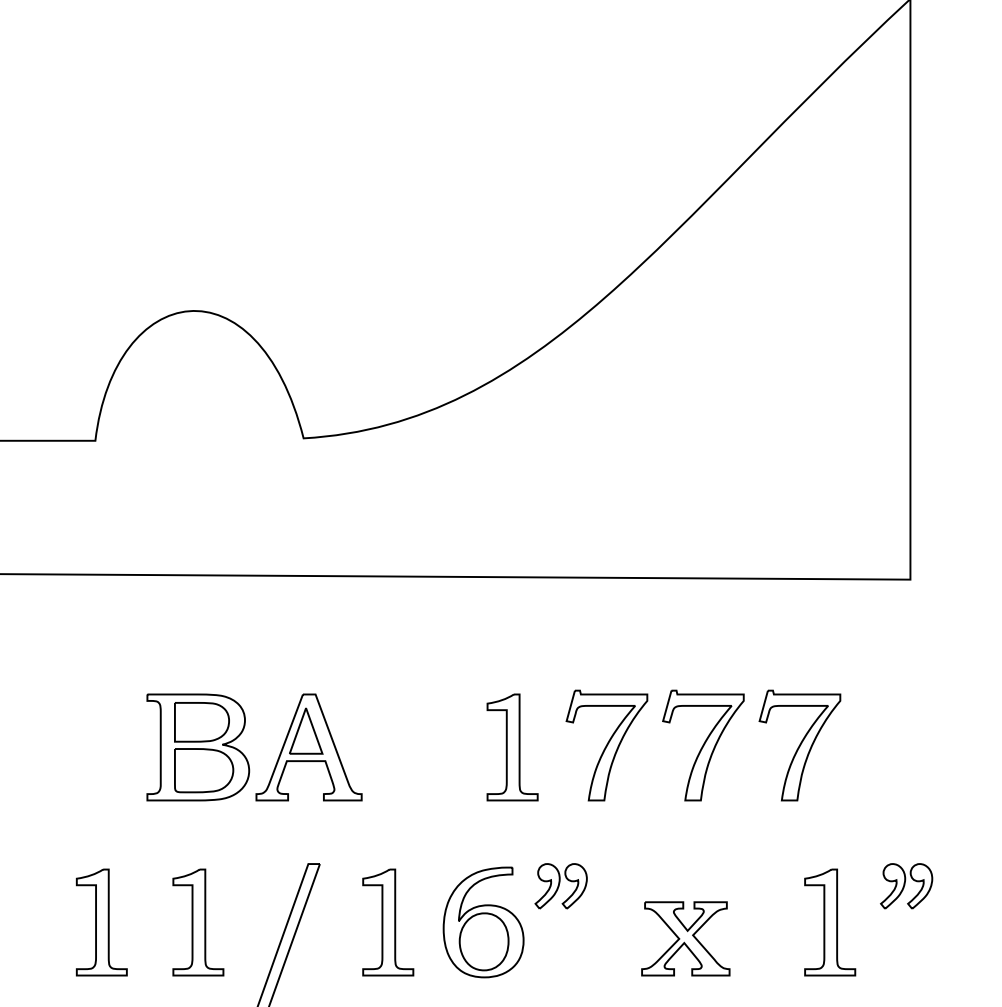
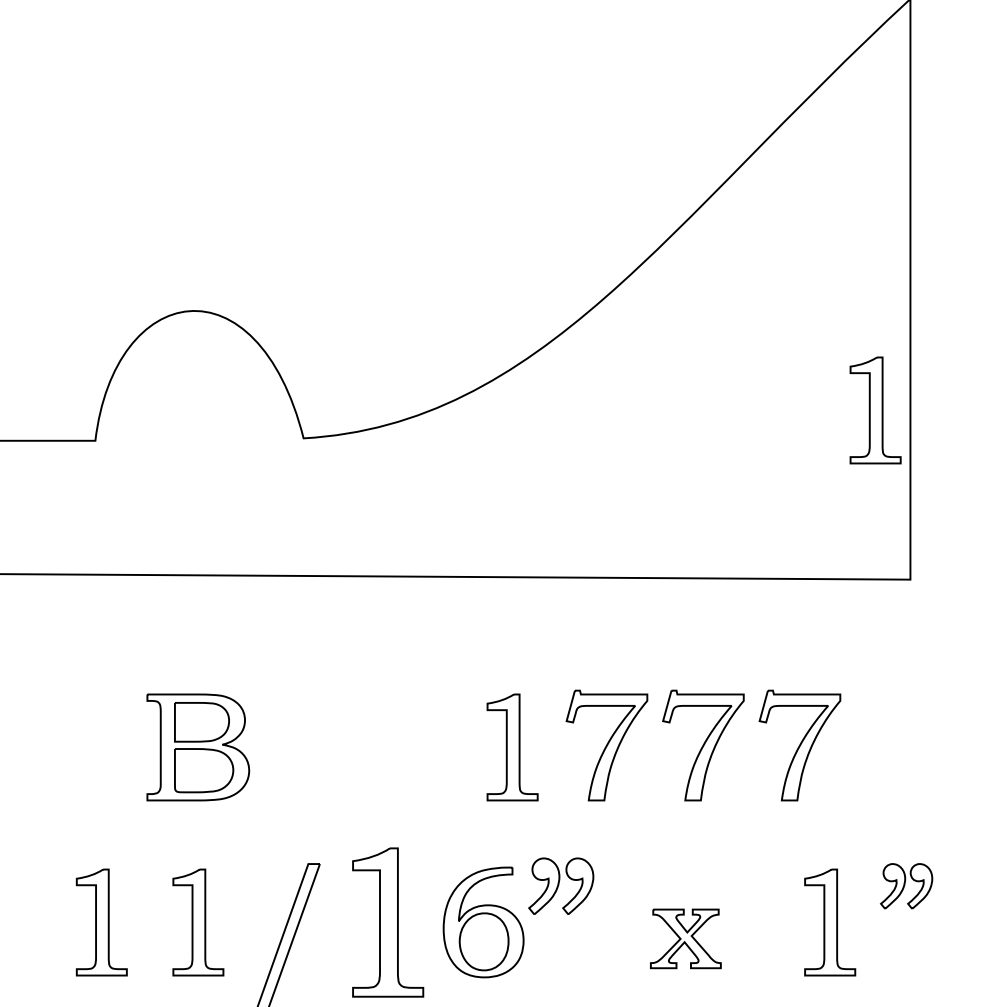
part: none -> present (875, 410)
part: present -> none (308, 747)
part size: 54x47 px -> 67x58 px (561, 885)
part size: 53x109 px -> 73x151 px (388, 922)
part size: 90x76 px -> 72x62 px (685, 938)
